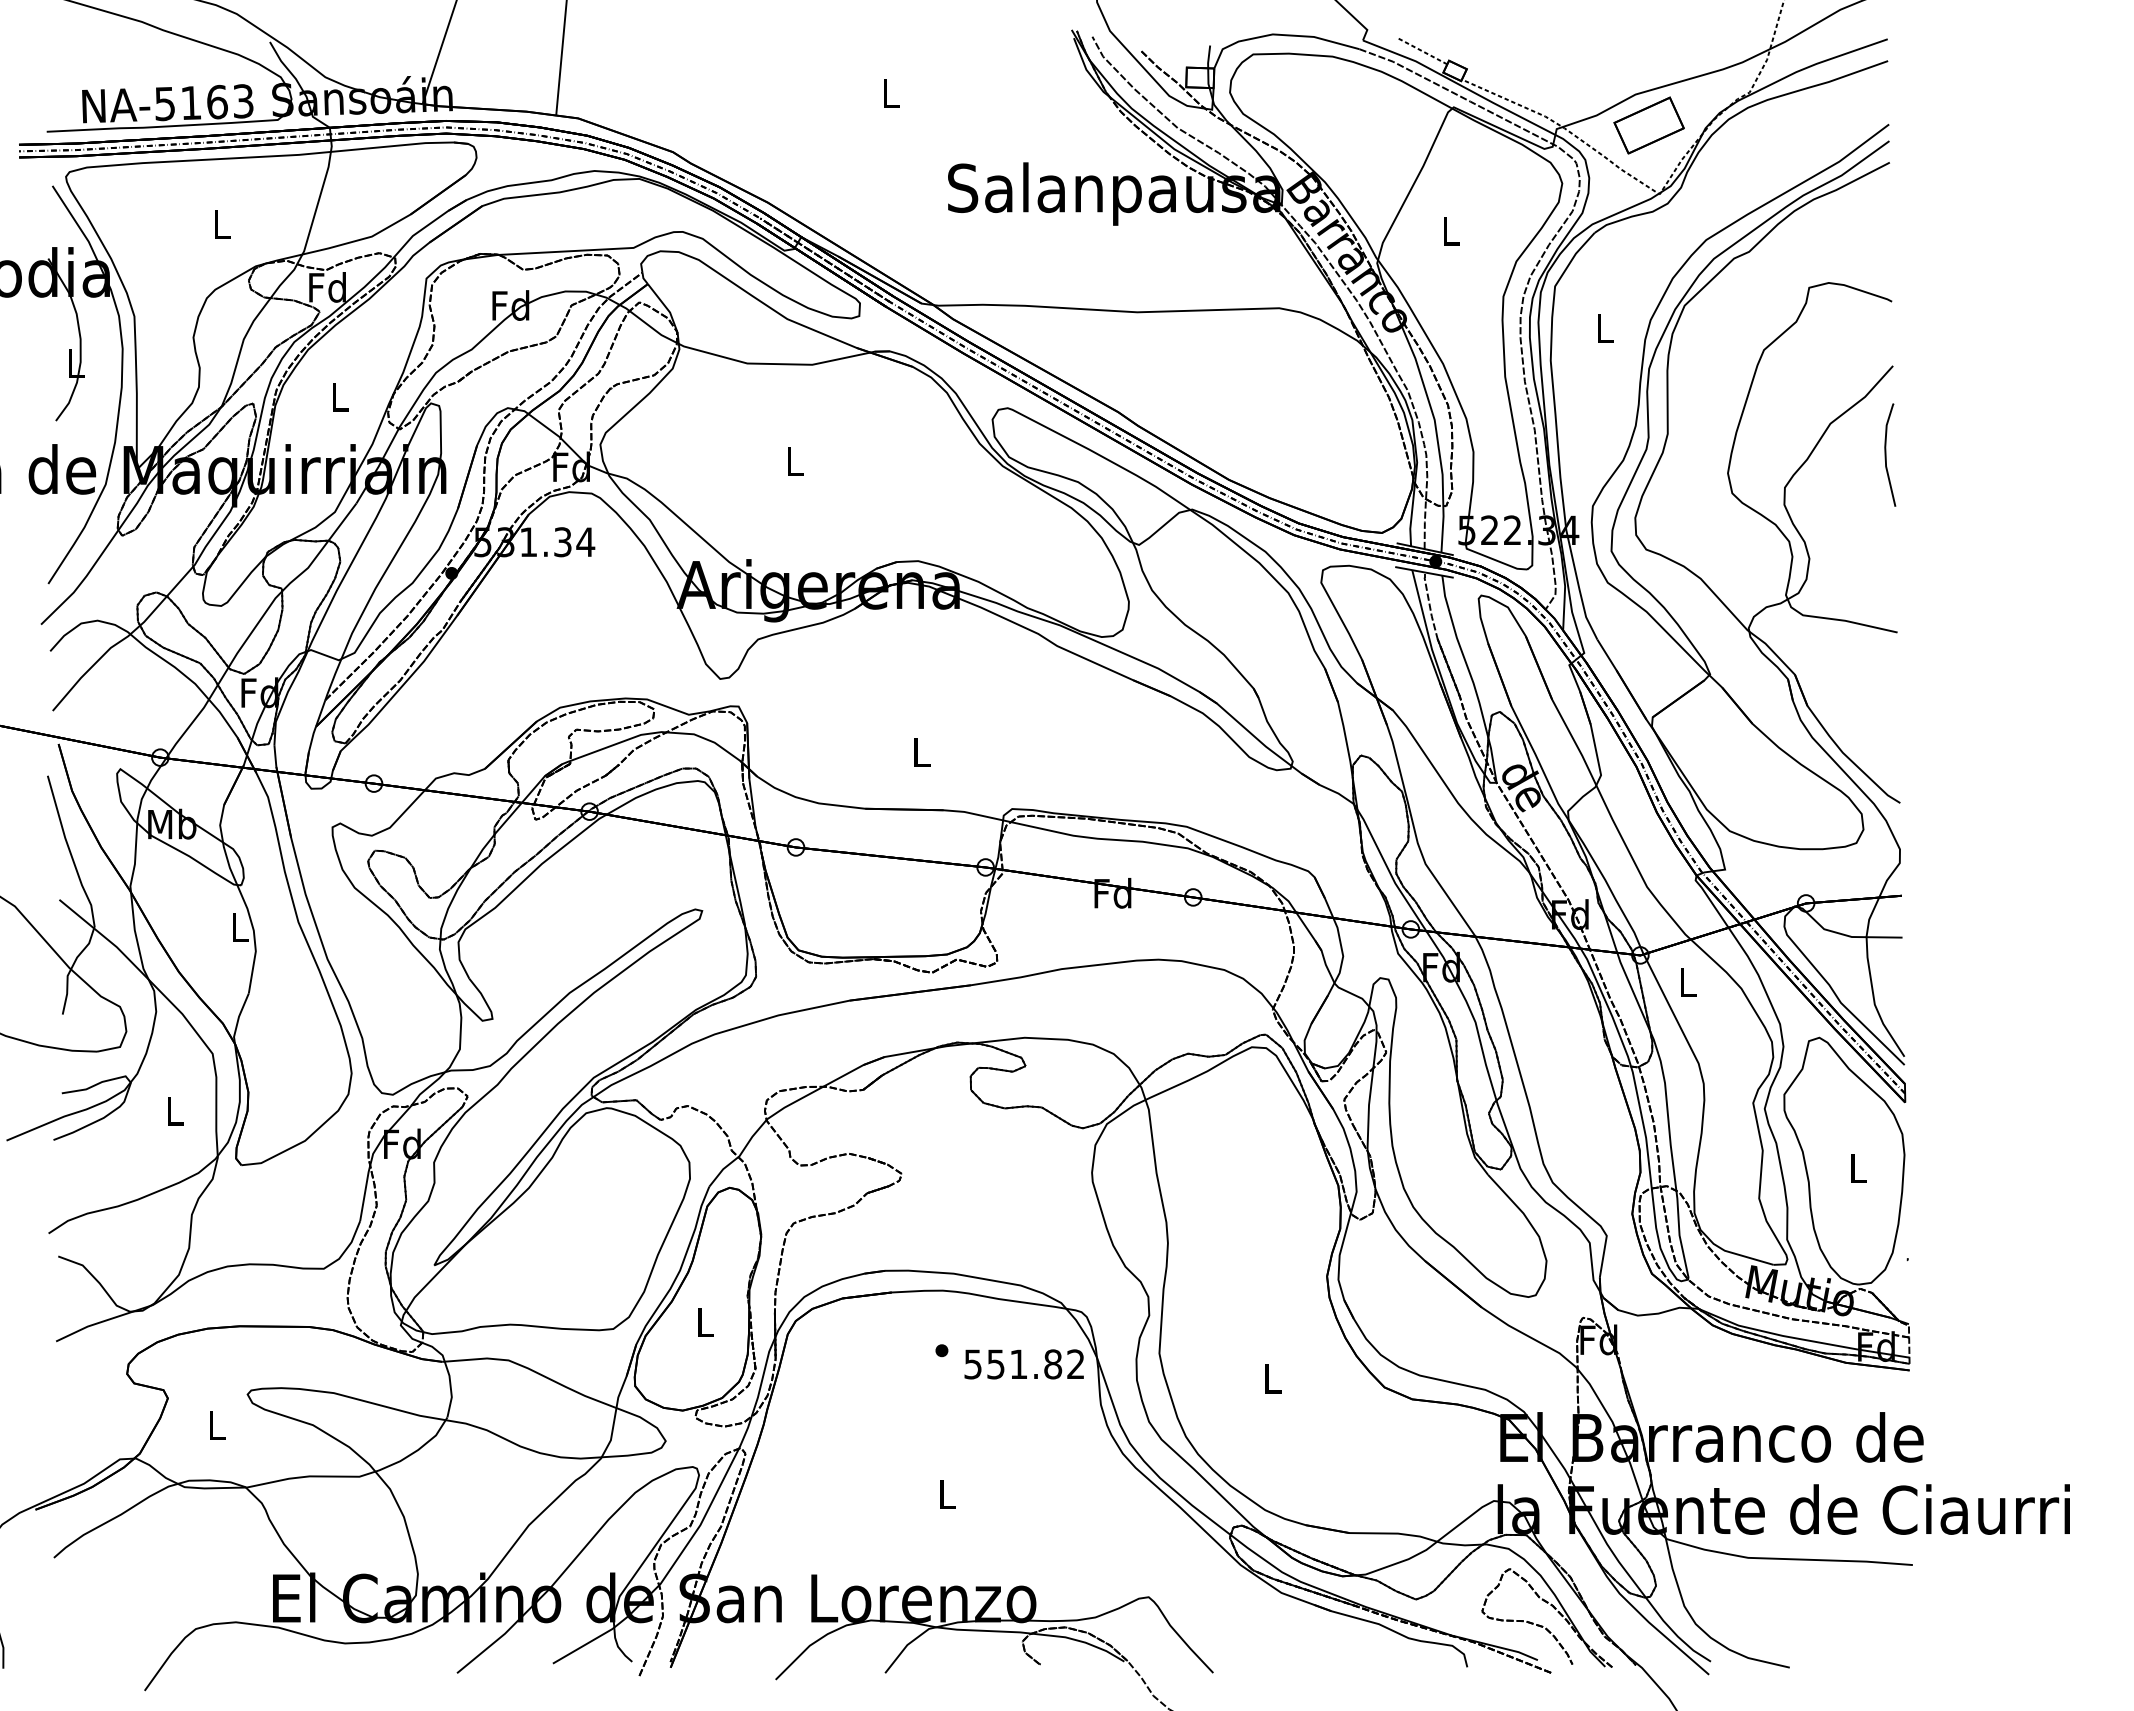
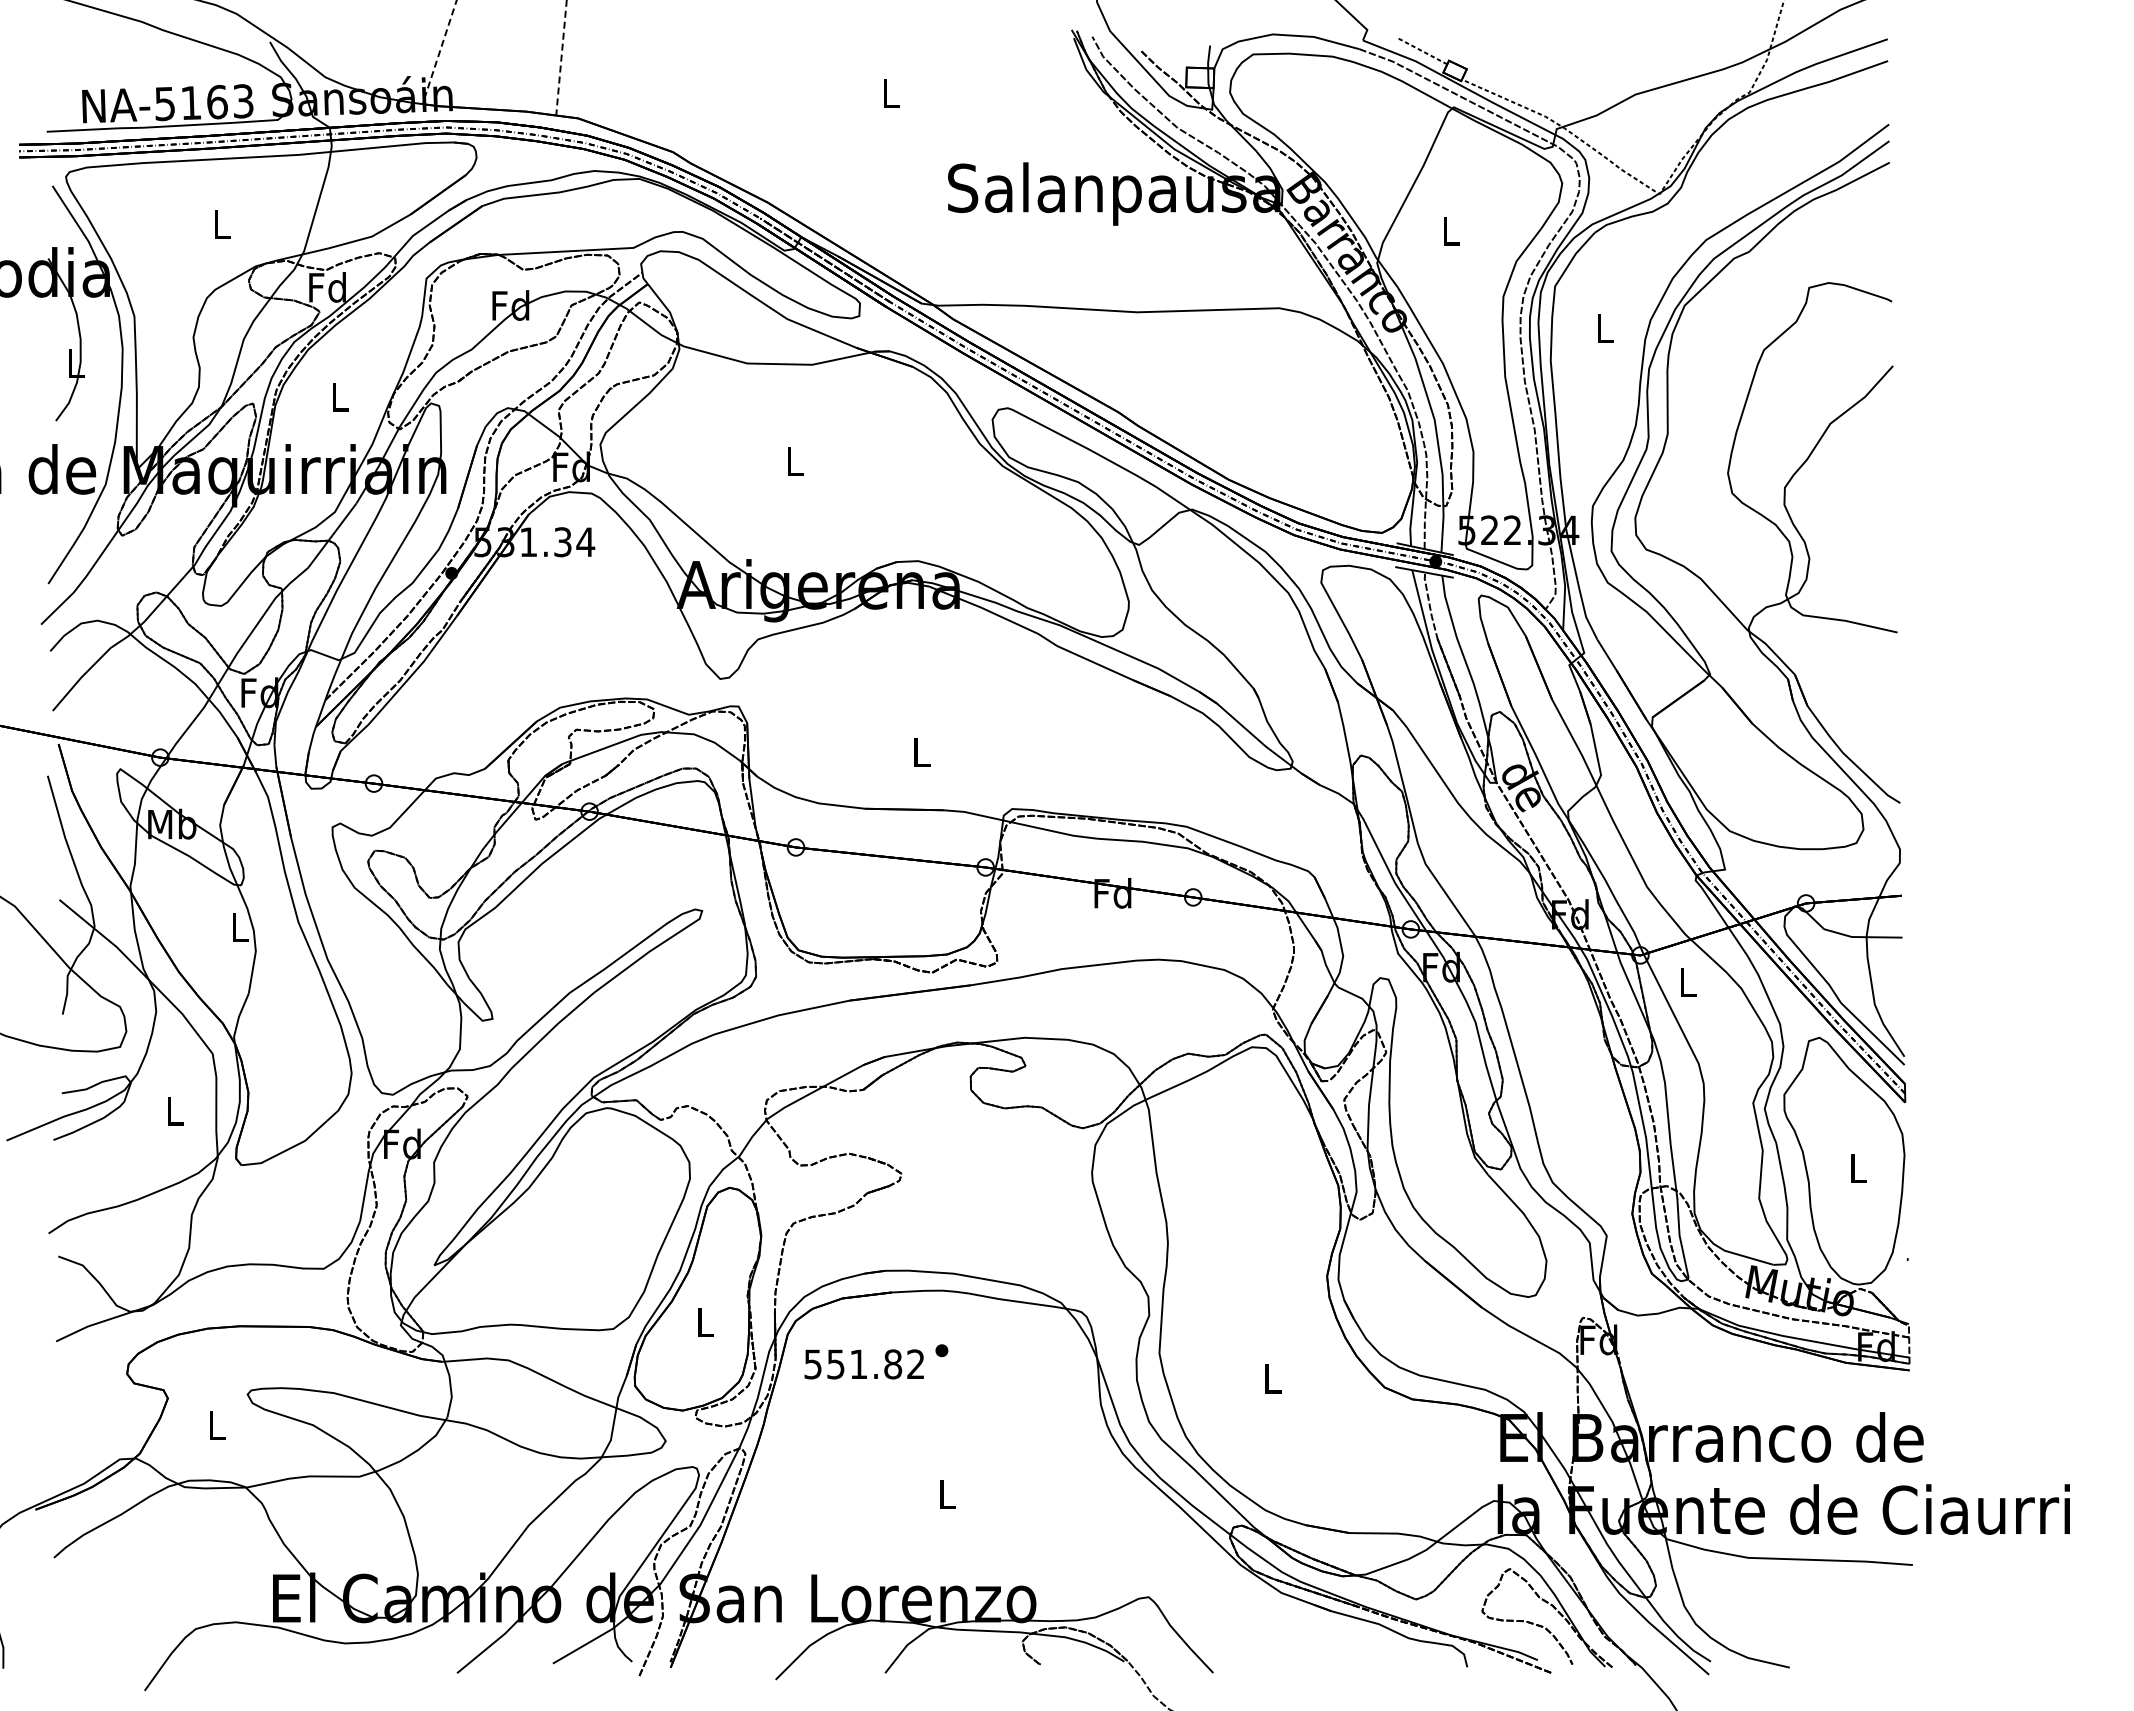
line: solid -> dashed (439, 52)
line: solid -> dashed (561, 57)
part: present -> none (1648, 125)
curve: present -> none (1886, 454)
text position: (1023, 1364) -> (863, 1364) (863, 1364)
